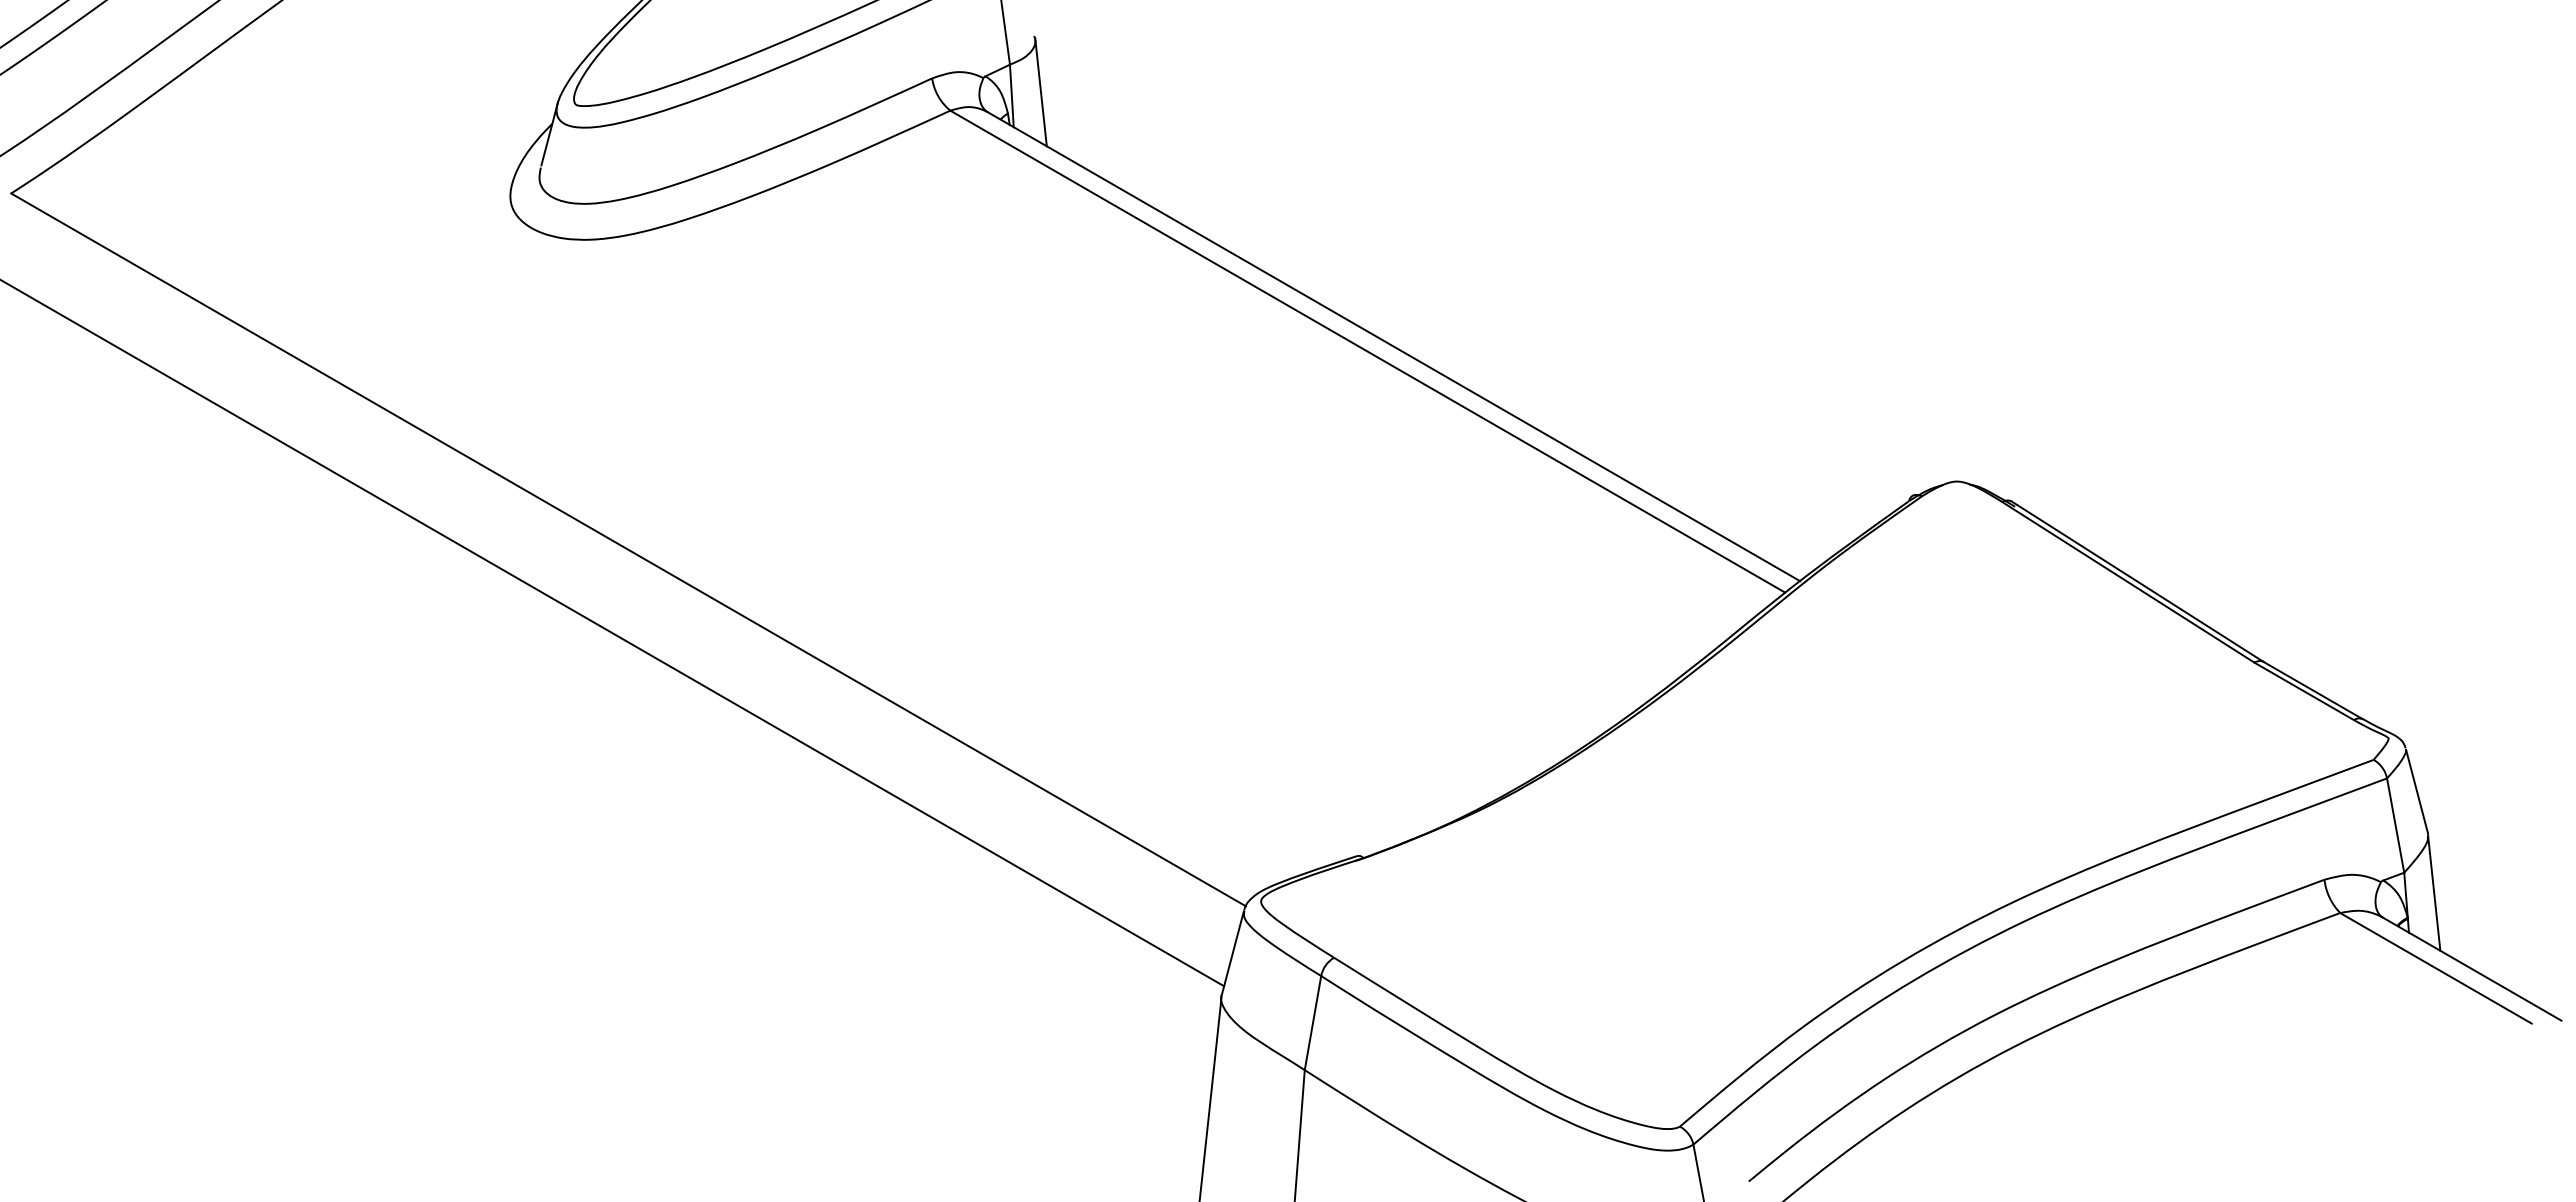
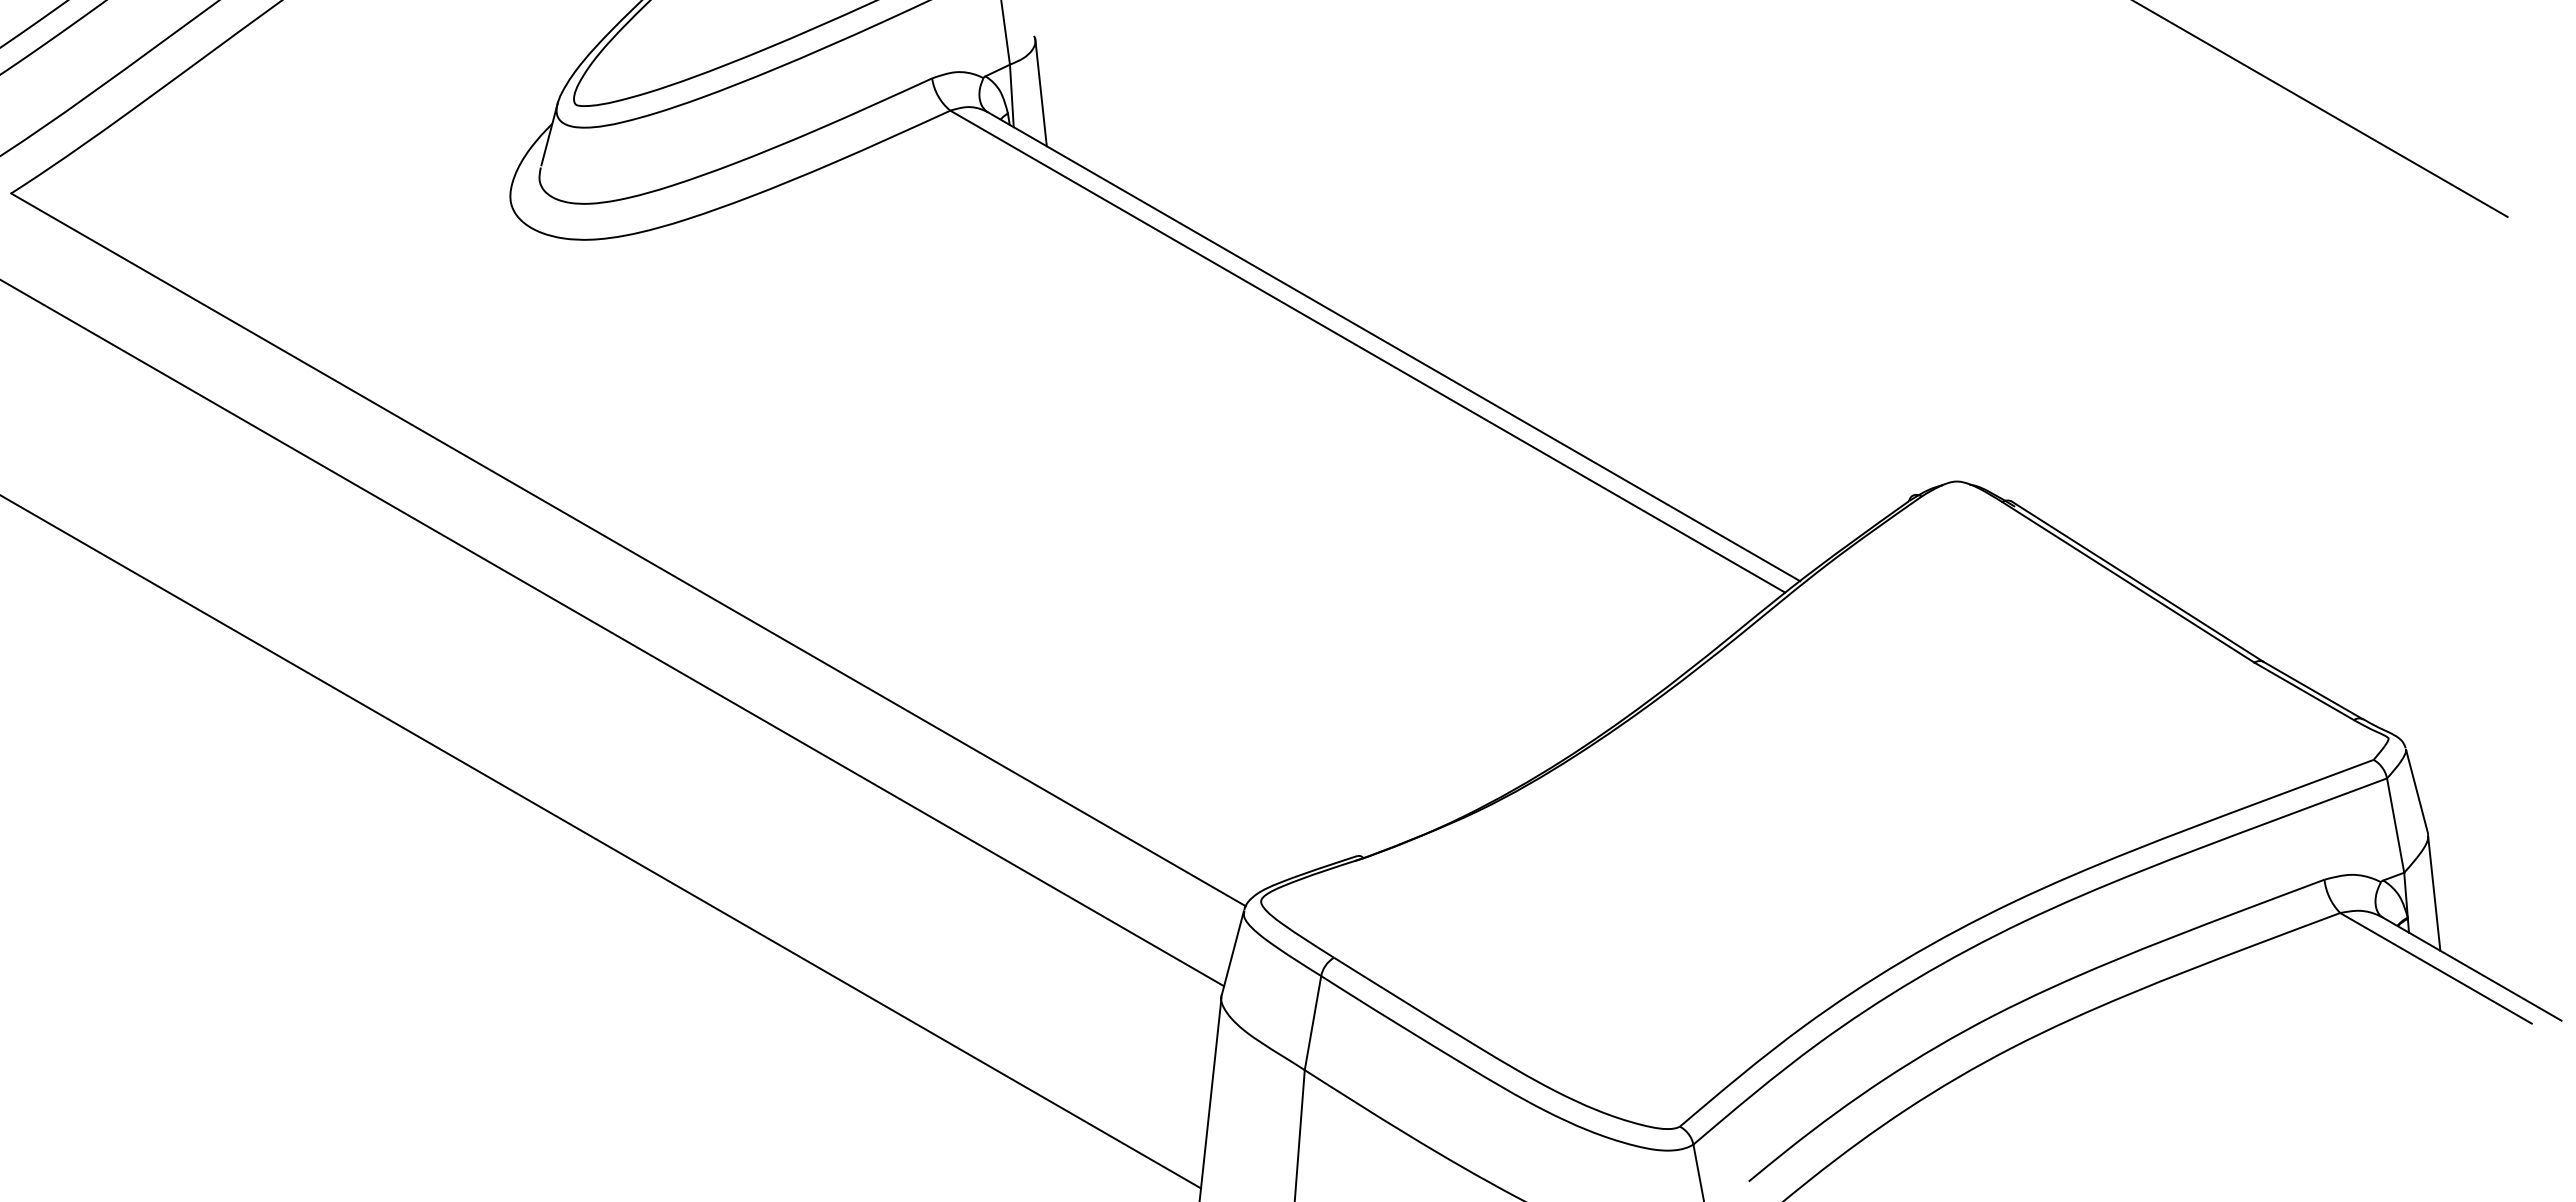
line: none -> present (2321, 109)
line: none -> present (601, 842)
